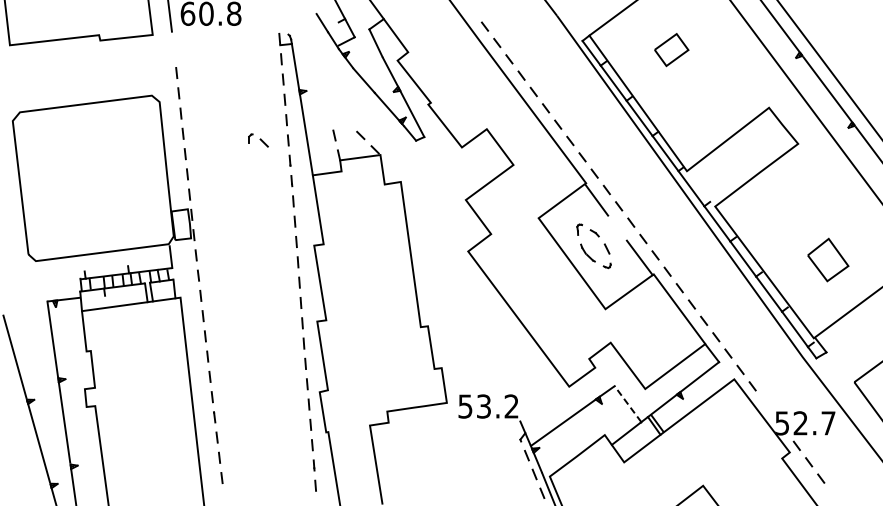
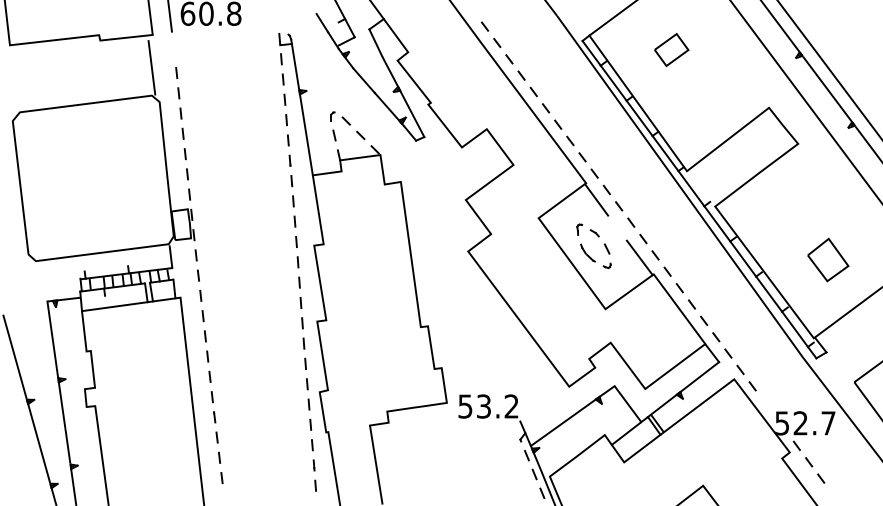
line: none -> present (151, 67)
part position: (258, 140) -> (340, 118) (340, 118)
line: dashed -> solid (628, 404)
